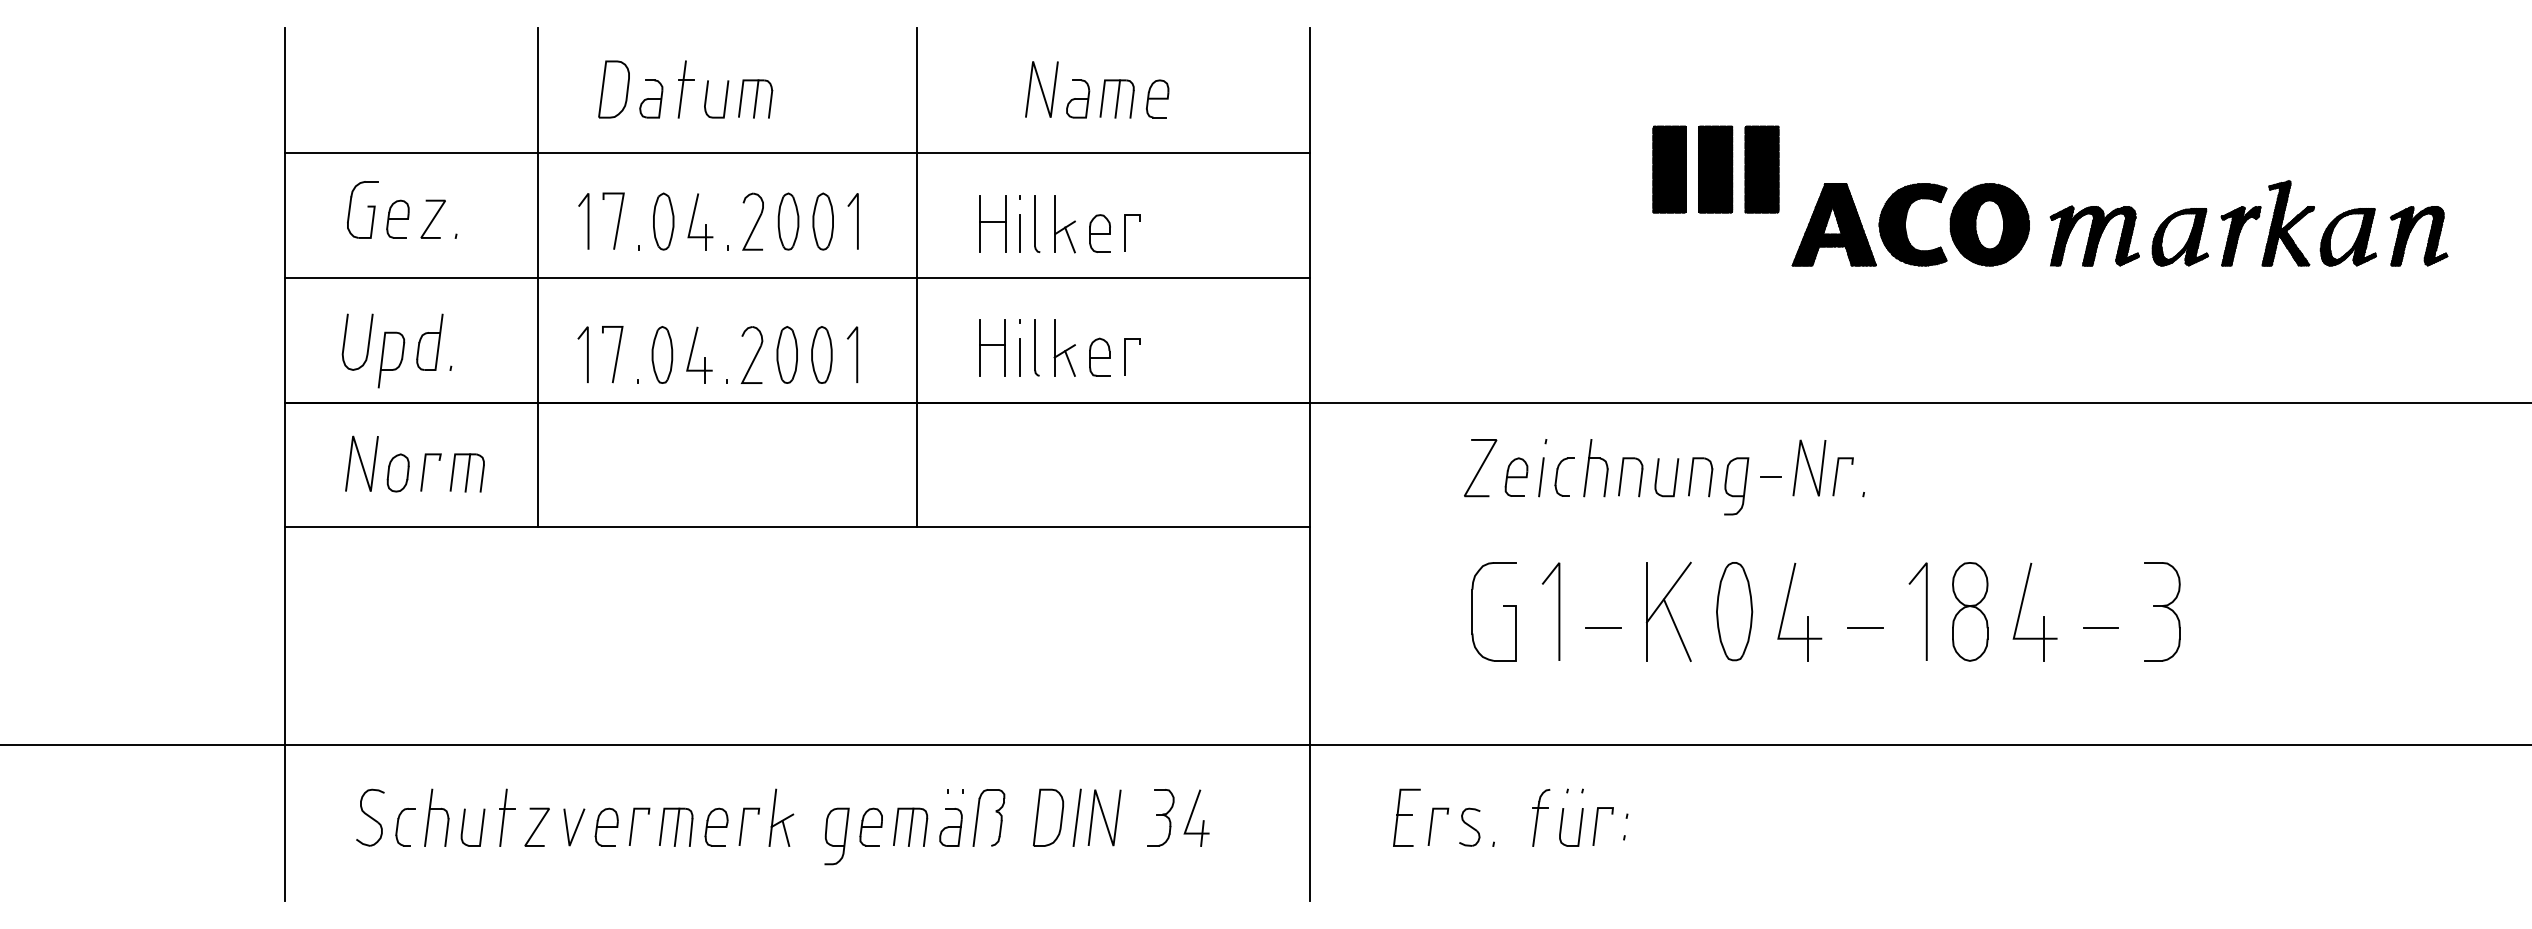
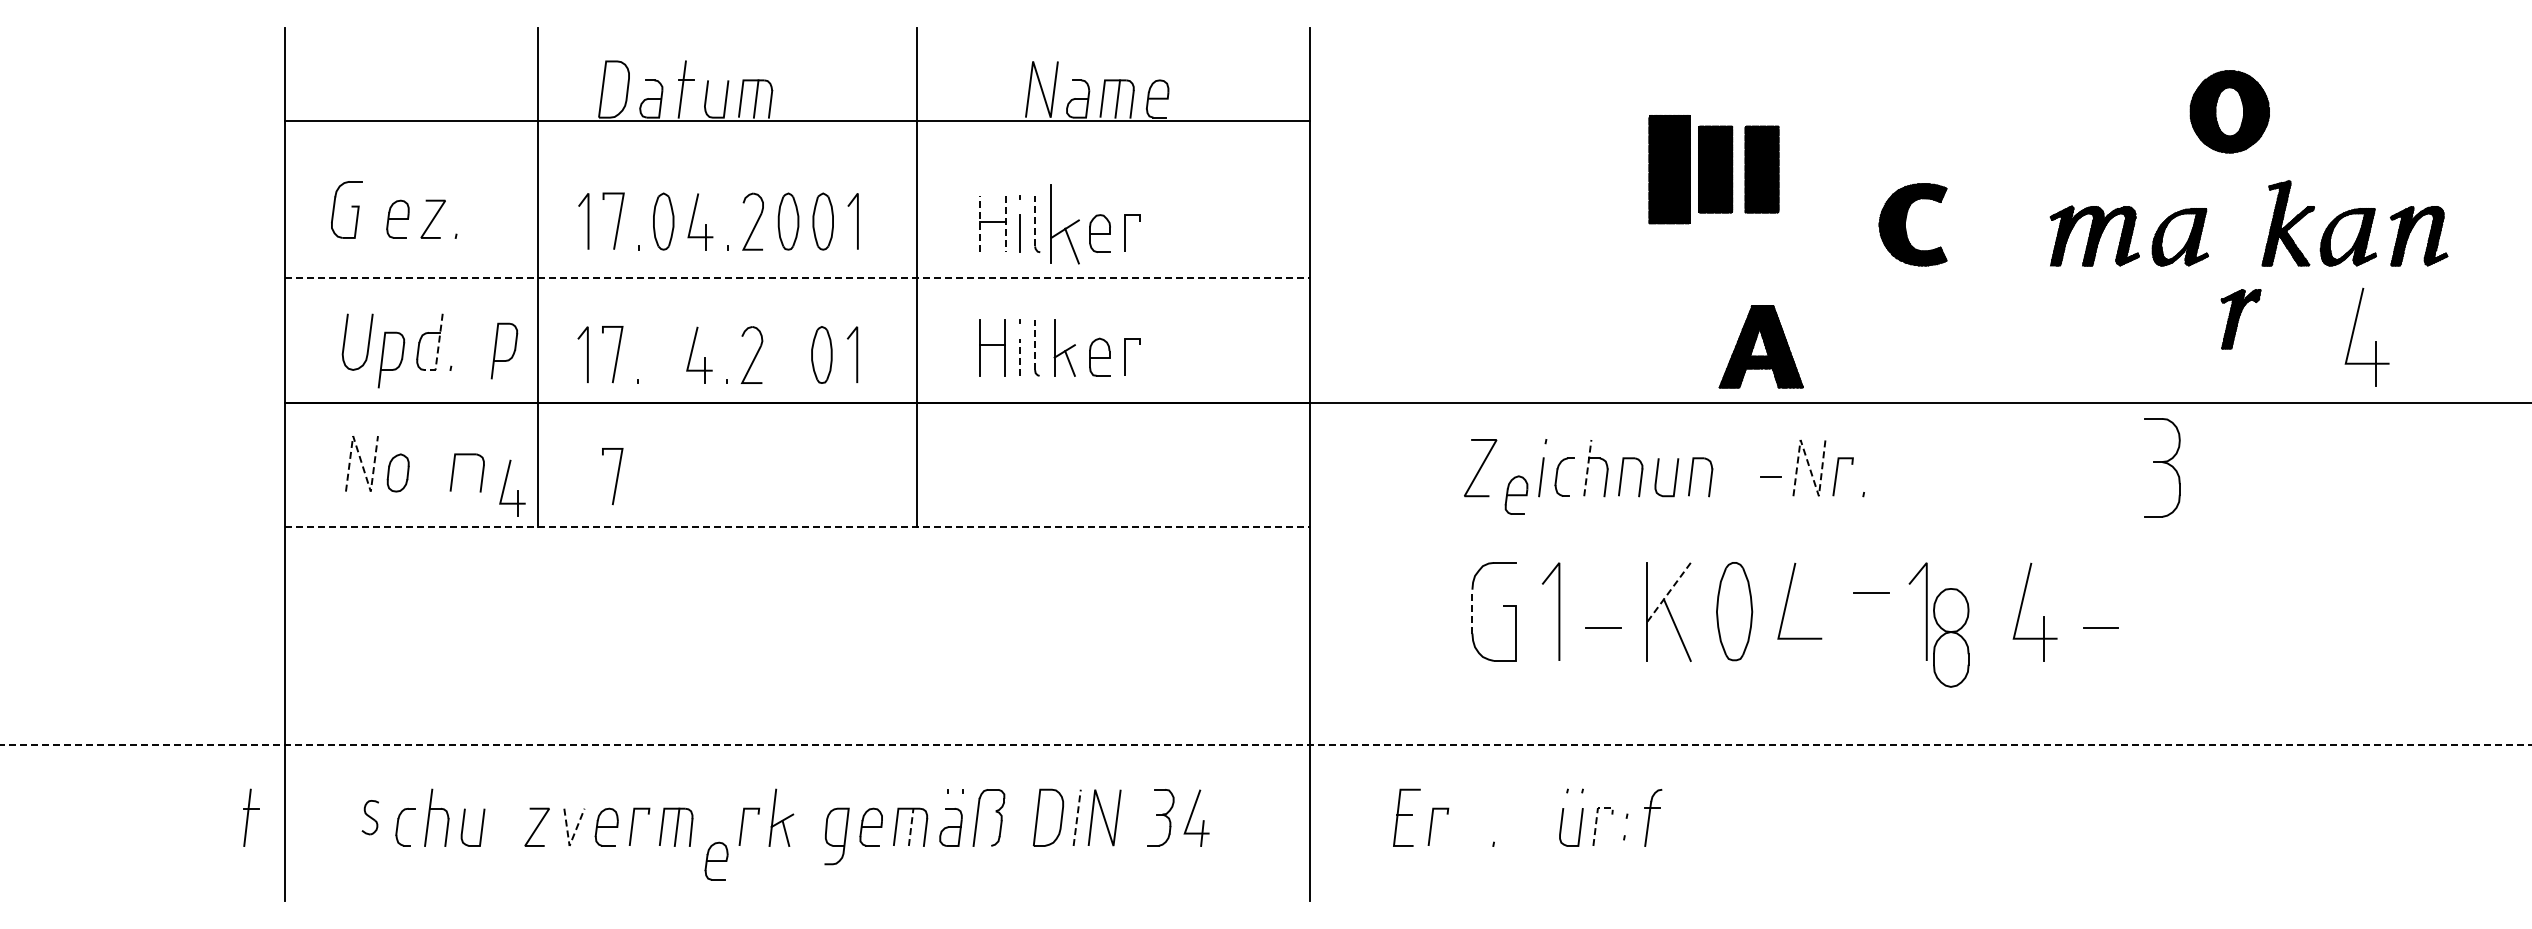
line position: (797, 152) -> (797, 120) (797, 120)
part size: 35x89 px -> 43x110 px (1669, 169)
part position: (362, 209) -> (346, 209) (346, 209)
line: solid -> dashed (1035, 220)
line: solid -> dashed (980, 223)
line: solid -> dashed (1005, 224)
part size: 22x59 px -> 30x81 px (1064, 224)
part position: (1833, 224) -> (1760, 346) (1760, 346)
part position: (1989, 224) -> (2229, 111) (2229, 111)
part position: (2240, 236) -> (2240, 319) (2240, 319)
line: solid -> dashed (797, 277)
part: none -> present (2375, 341)
line: solid -> dashed (1035, 345)
line: solid -> dashed (438, 348)
part: none -> present (504, 350)
part: present -> none (662, 354)
part: present -> none (786, 354)
line: solid -> dashed (1020, 357)
line: solid -> dashed (362, 464)
line: solid -> dashed (1587, 467)
line: solid -> dashed (1809, 468)
line: present -> none (424, 472)
line: present -> none (467, 472)
line: none -> present (616, 476)
part position: (1516, 476) -> (1516, 494) (1516, 494)
part: none -> present (512, 487)
curve: present -> none (1743, 489)
line: solid -> dashed (797, 526)
line: solid -> dashed (1668, 592)
line: solid -> dashed (1472, 611)
part position: (1970, 611) -> (1951, 637) (1951, 637)
part position: (2162, 611) -> (2162, 467) (2162, 467)
line position: (1865, 627) -> (1871, 592) (1871, 592)
line: present -> none (1808, 638)
line: solid -> dashed (1266, 745)
line: solid -> dashed (1597, 814)
part size: 29x59 px -> 18x36 px (369, 817)
part position: (507, 817) -> (251, 817) (251, 817)
line: solid -> dashed (1077, 817)
part position: (1541, 817) -> (1653, 817) (1653, 817)
part position: (716, 826) -> (716, 860) (716, 860)
part: present -> none (1469, 826)
line: solid -> dashed (911, 827)
line: solid -> dashed (569, 845)
